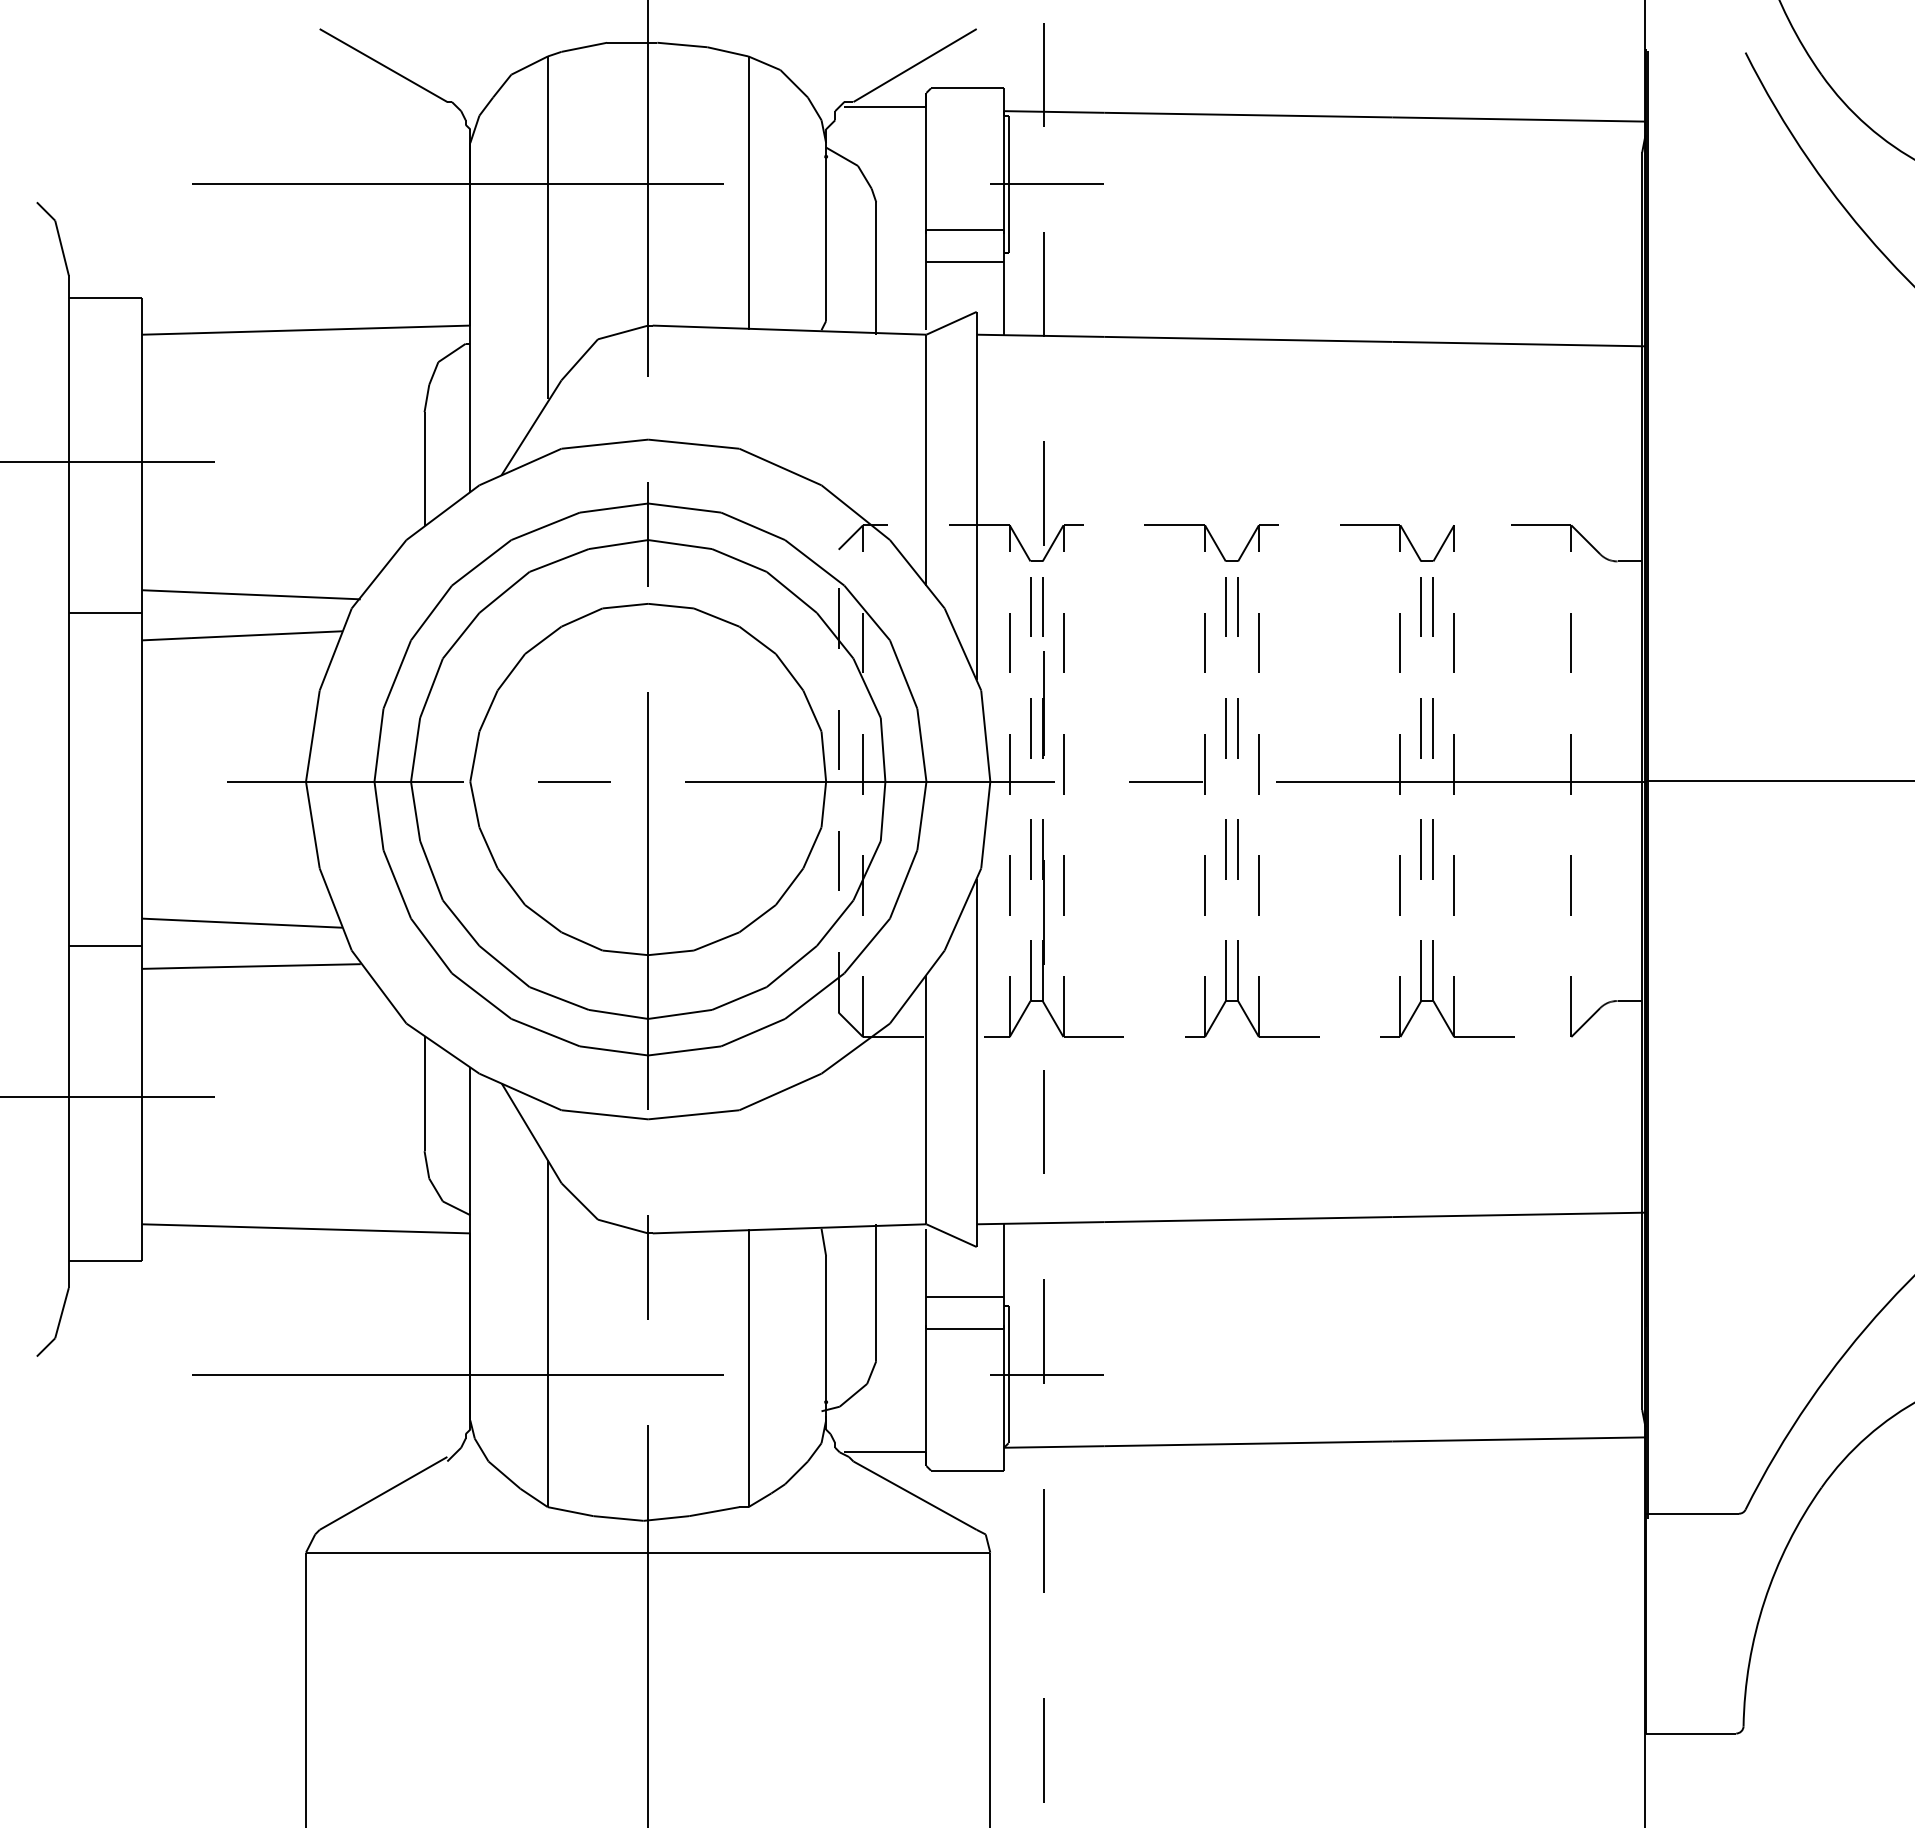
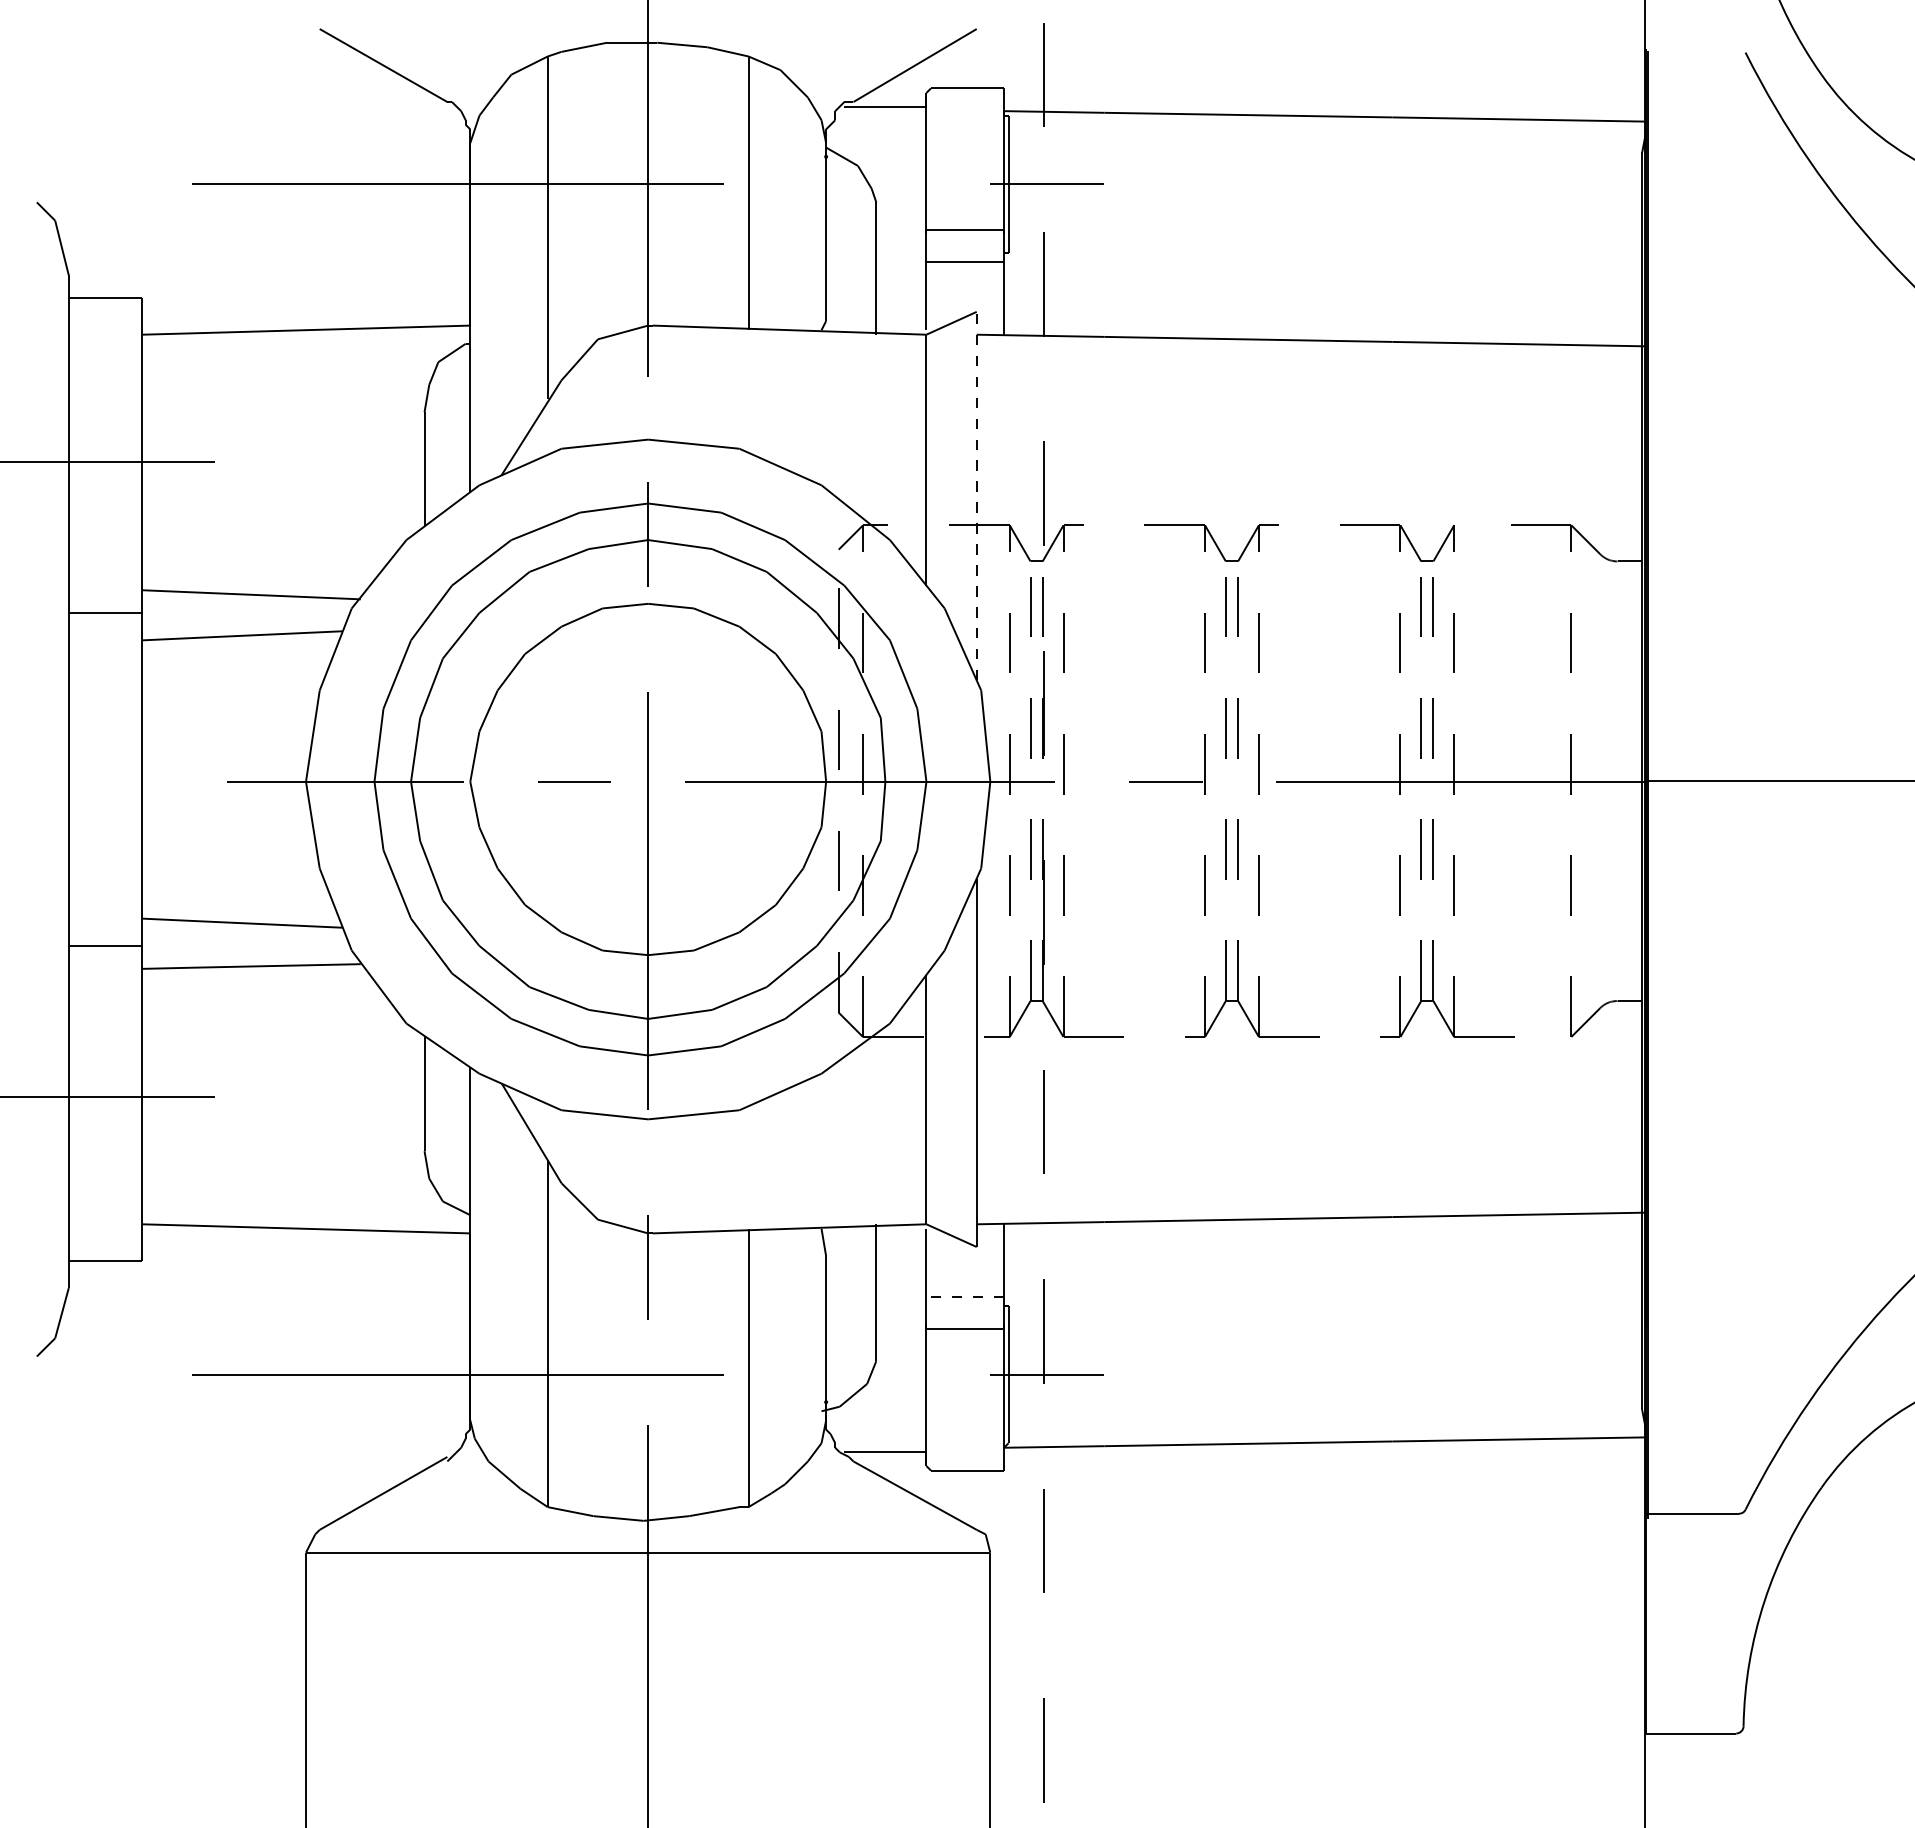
line: solid -> dashed (976, 495)
line: solid -> dashed (965, 1297)
